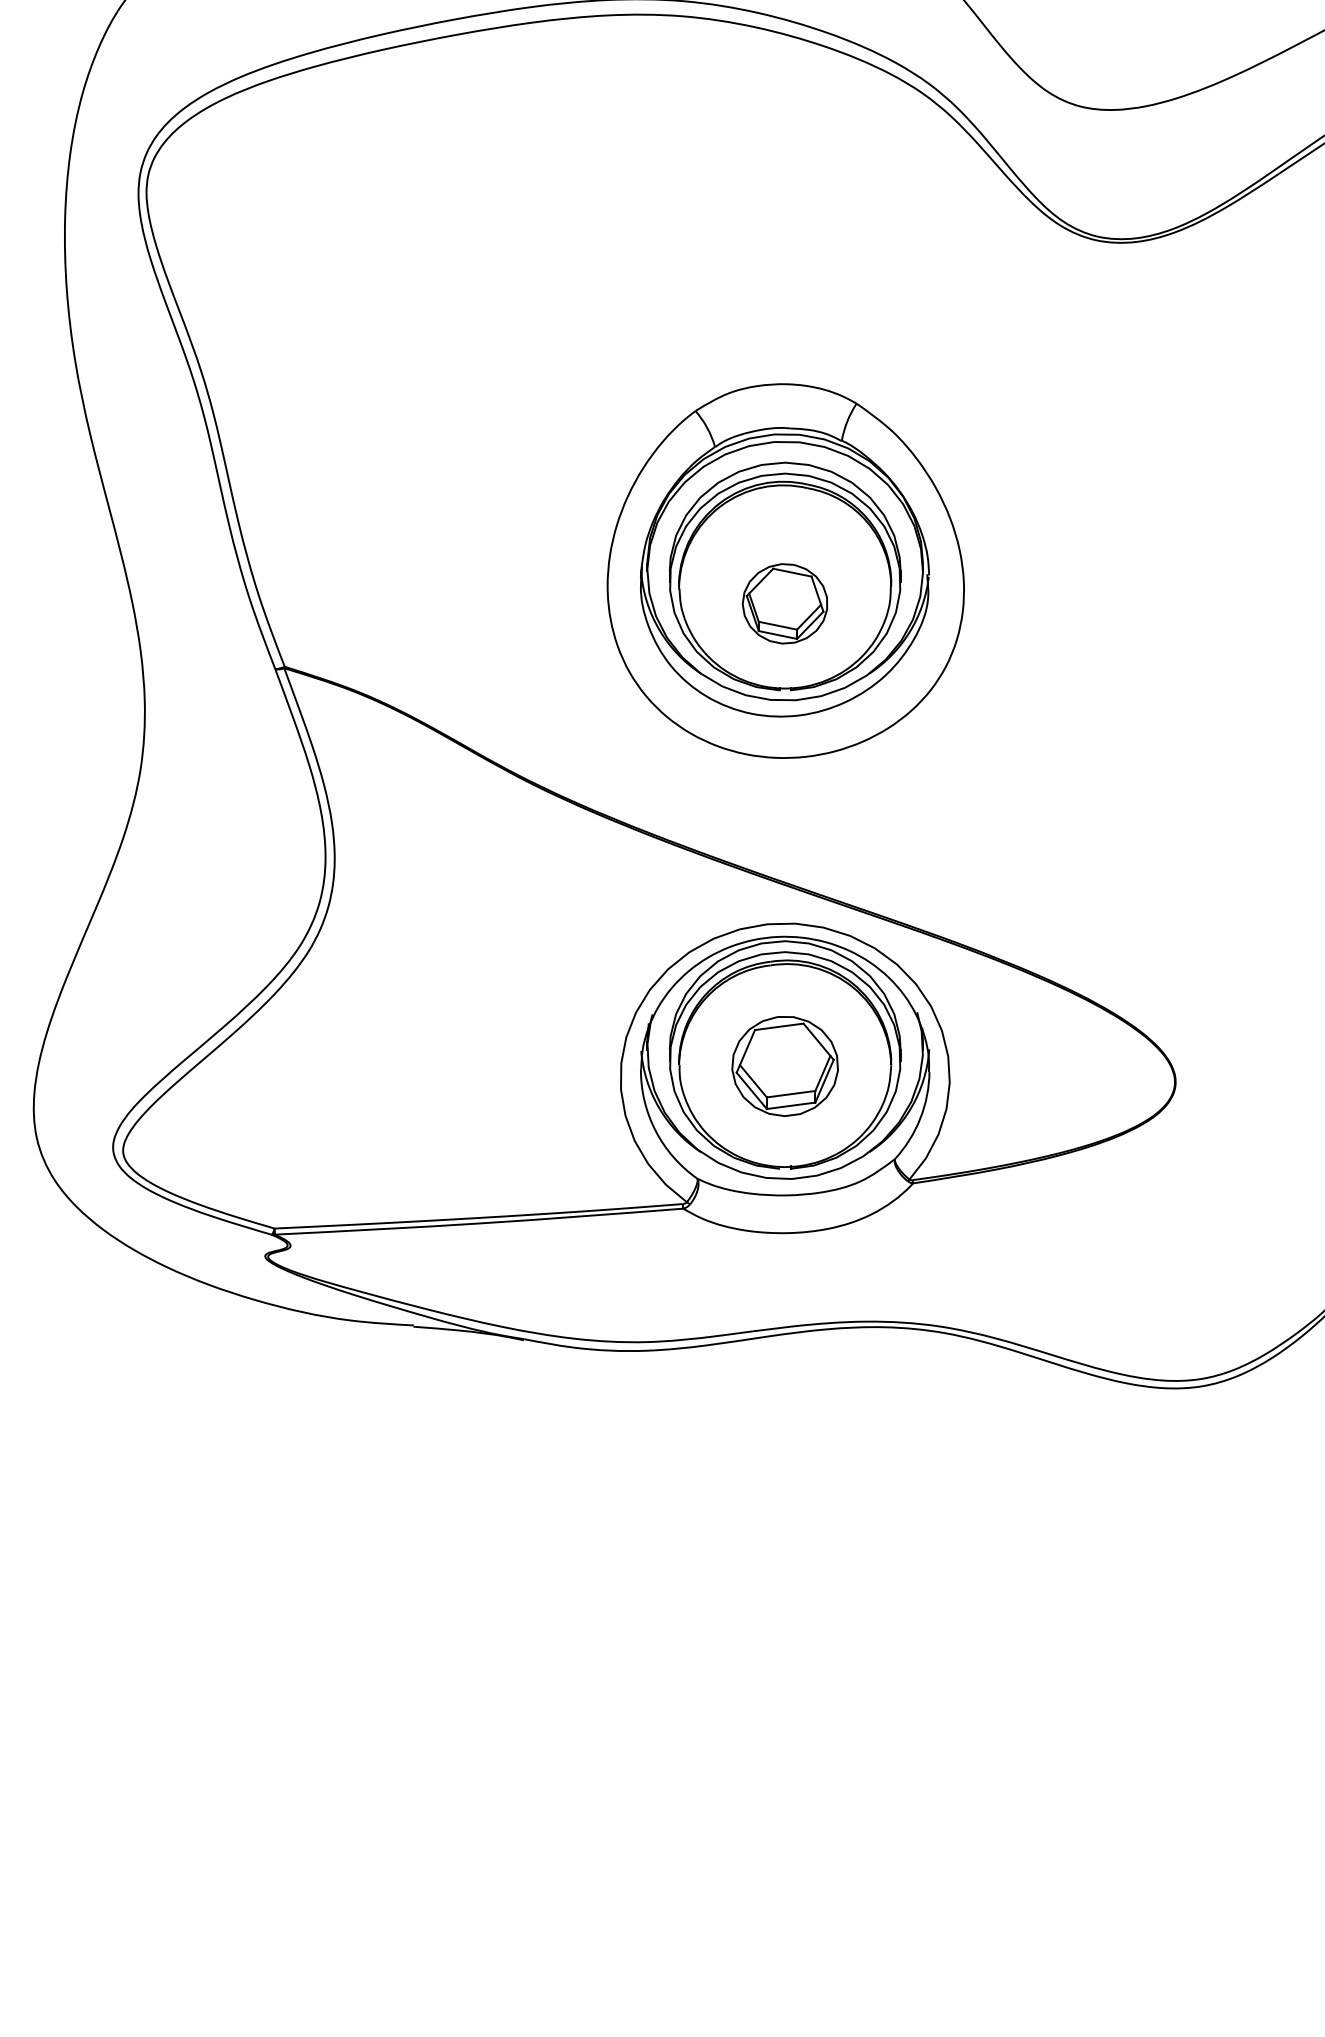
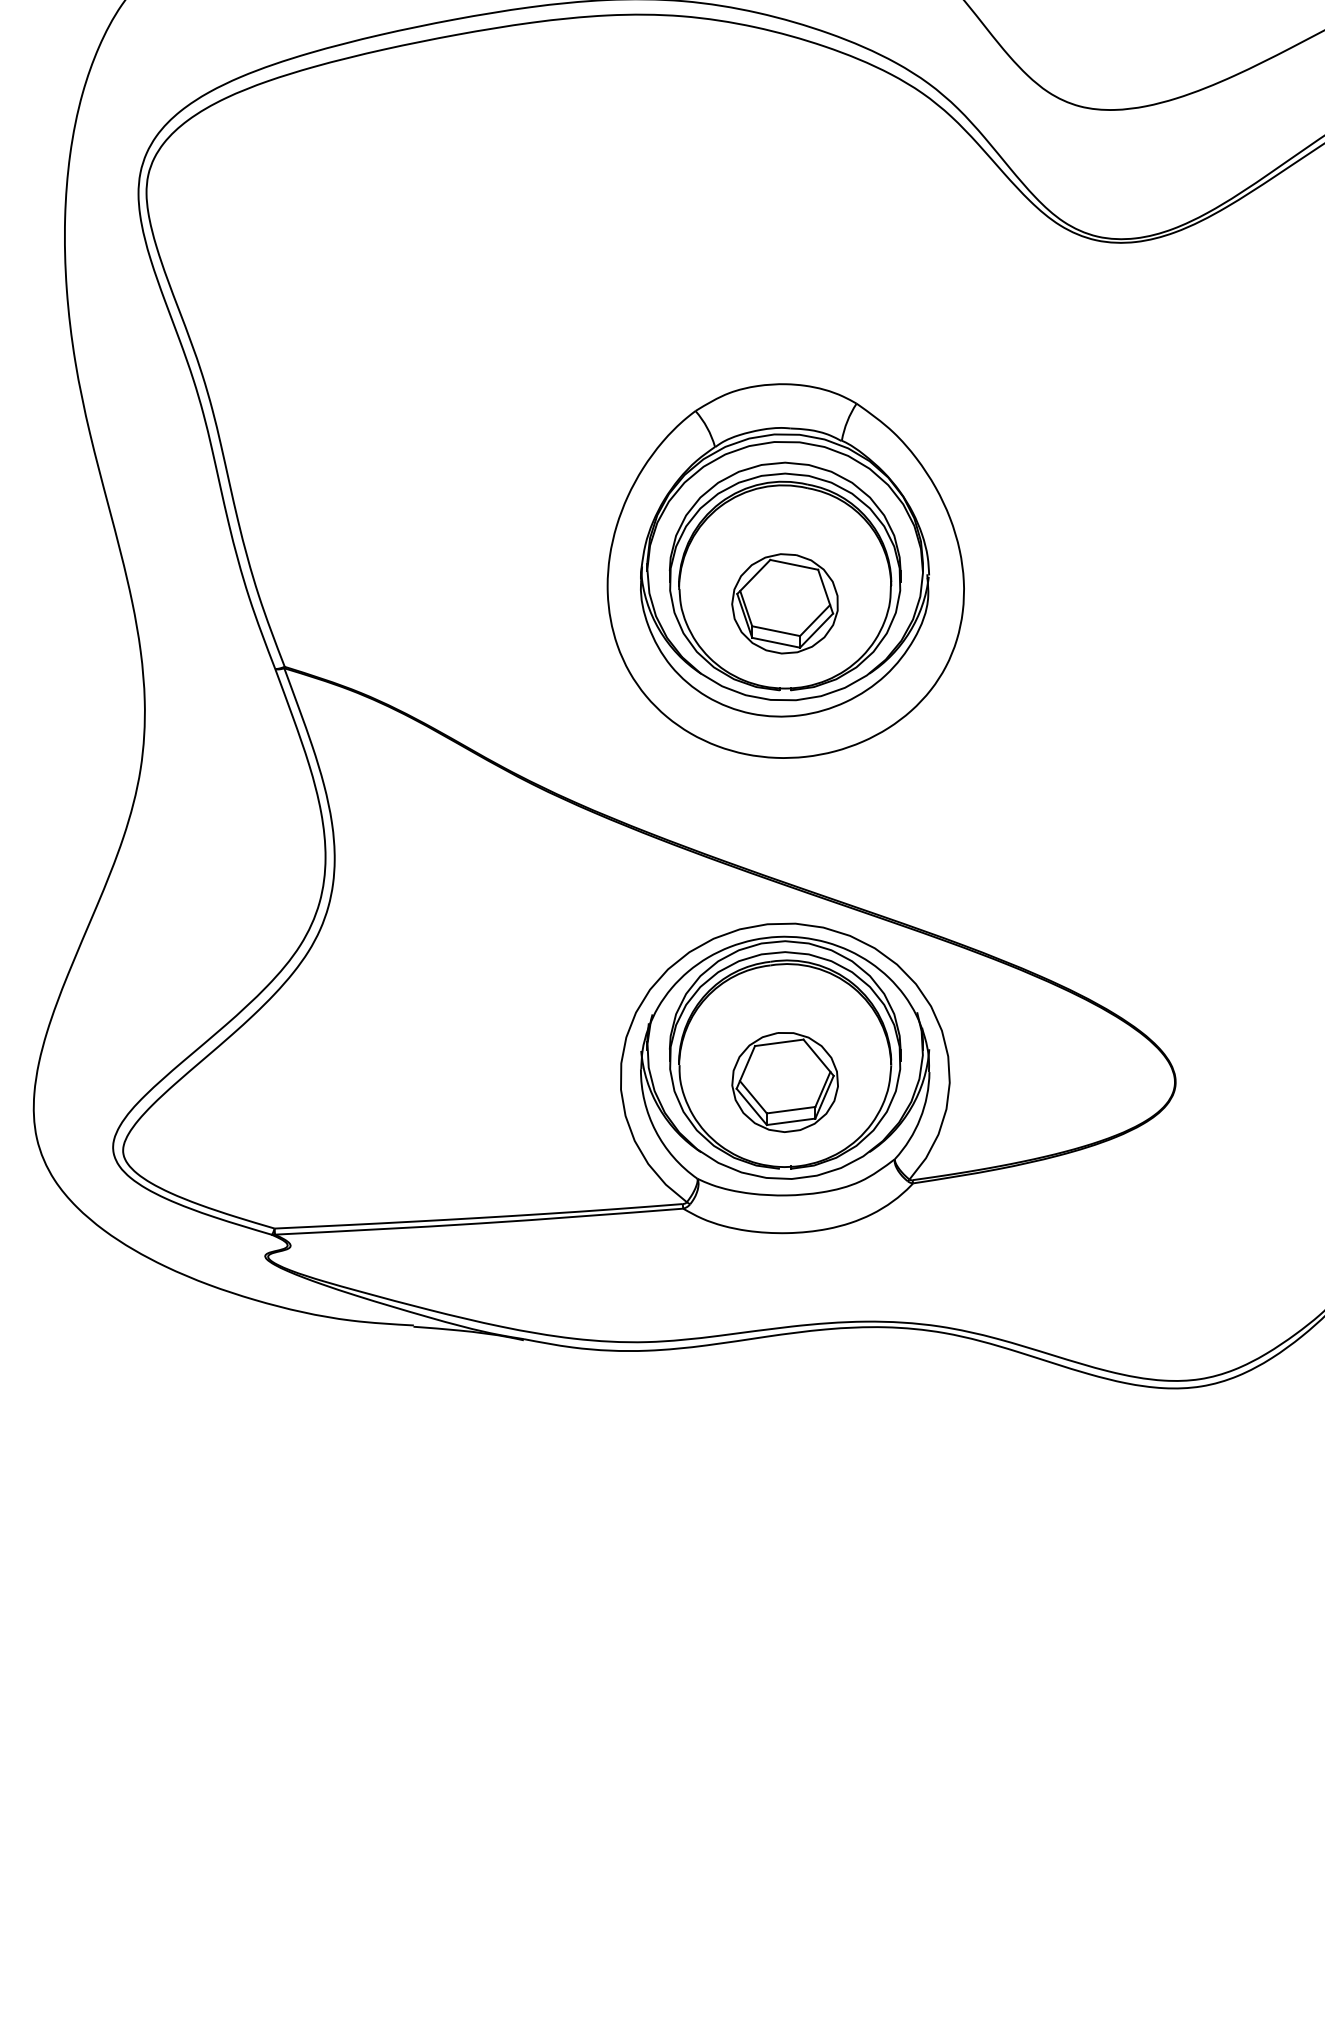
part size: 88x82 px -> 108x102 px (784, 603)
part position: (784, 1066) -> (784, 1082) (784, 1082)
